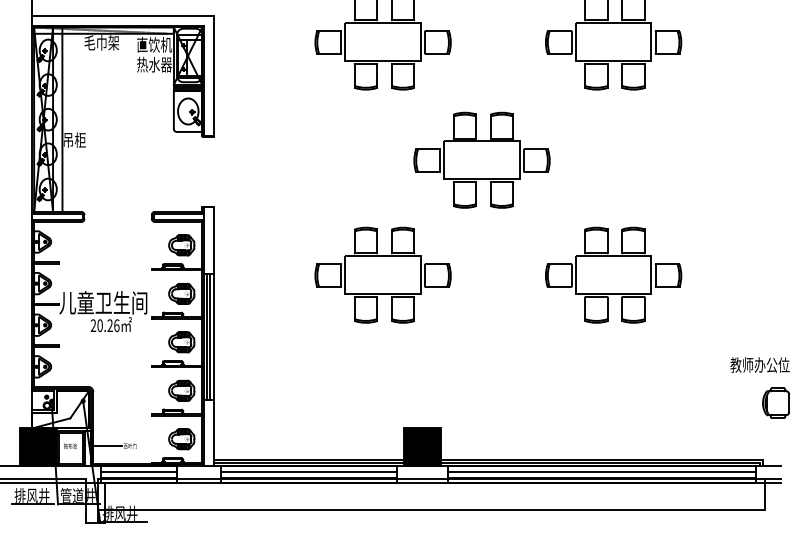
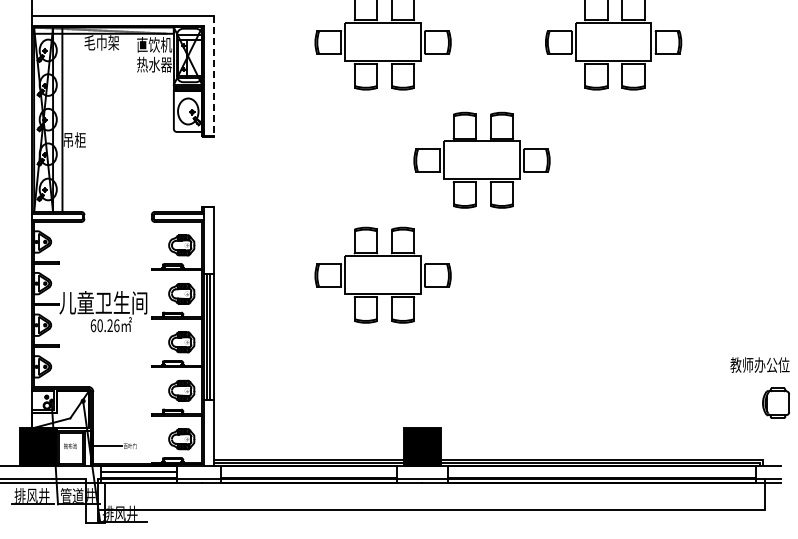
line: solid -> dashed (213, 76)
part: present -> none (613, 274)
text: 20.26 -> 60.26 (93, 325)
line: present -> none (309, 471)
line: present -> none (601, 471)
